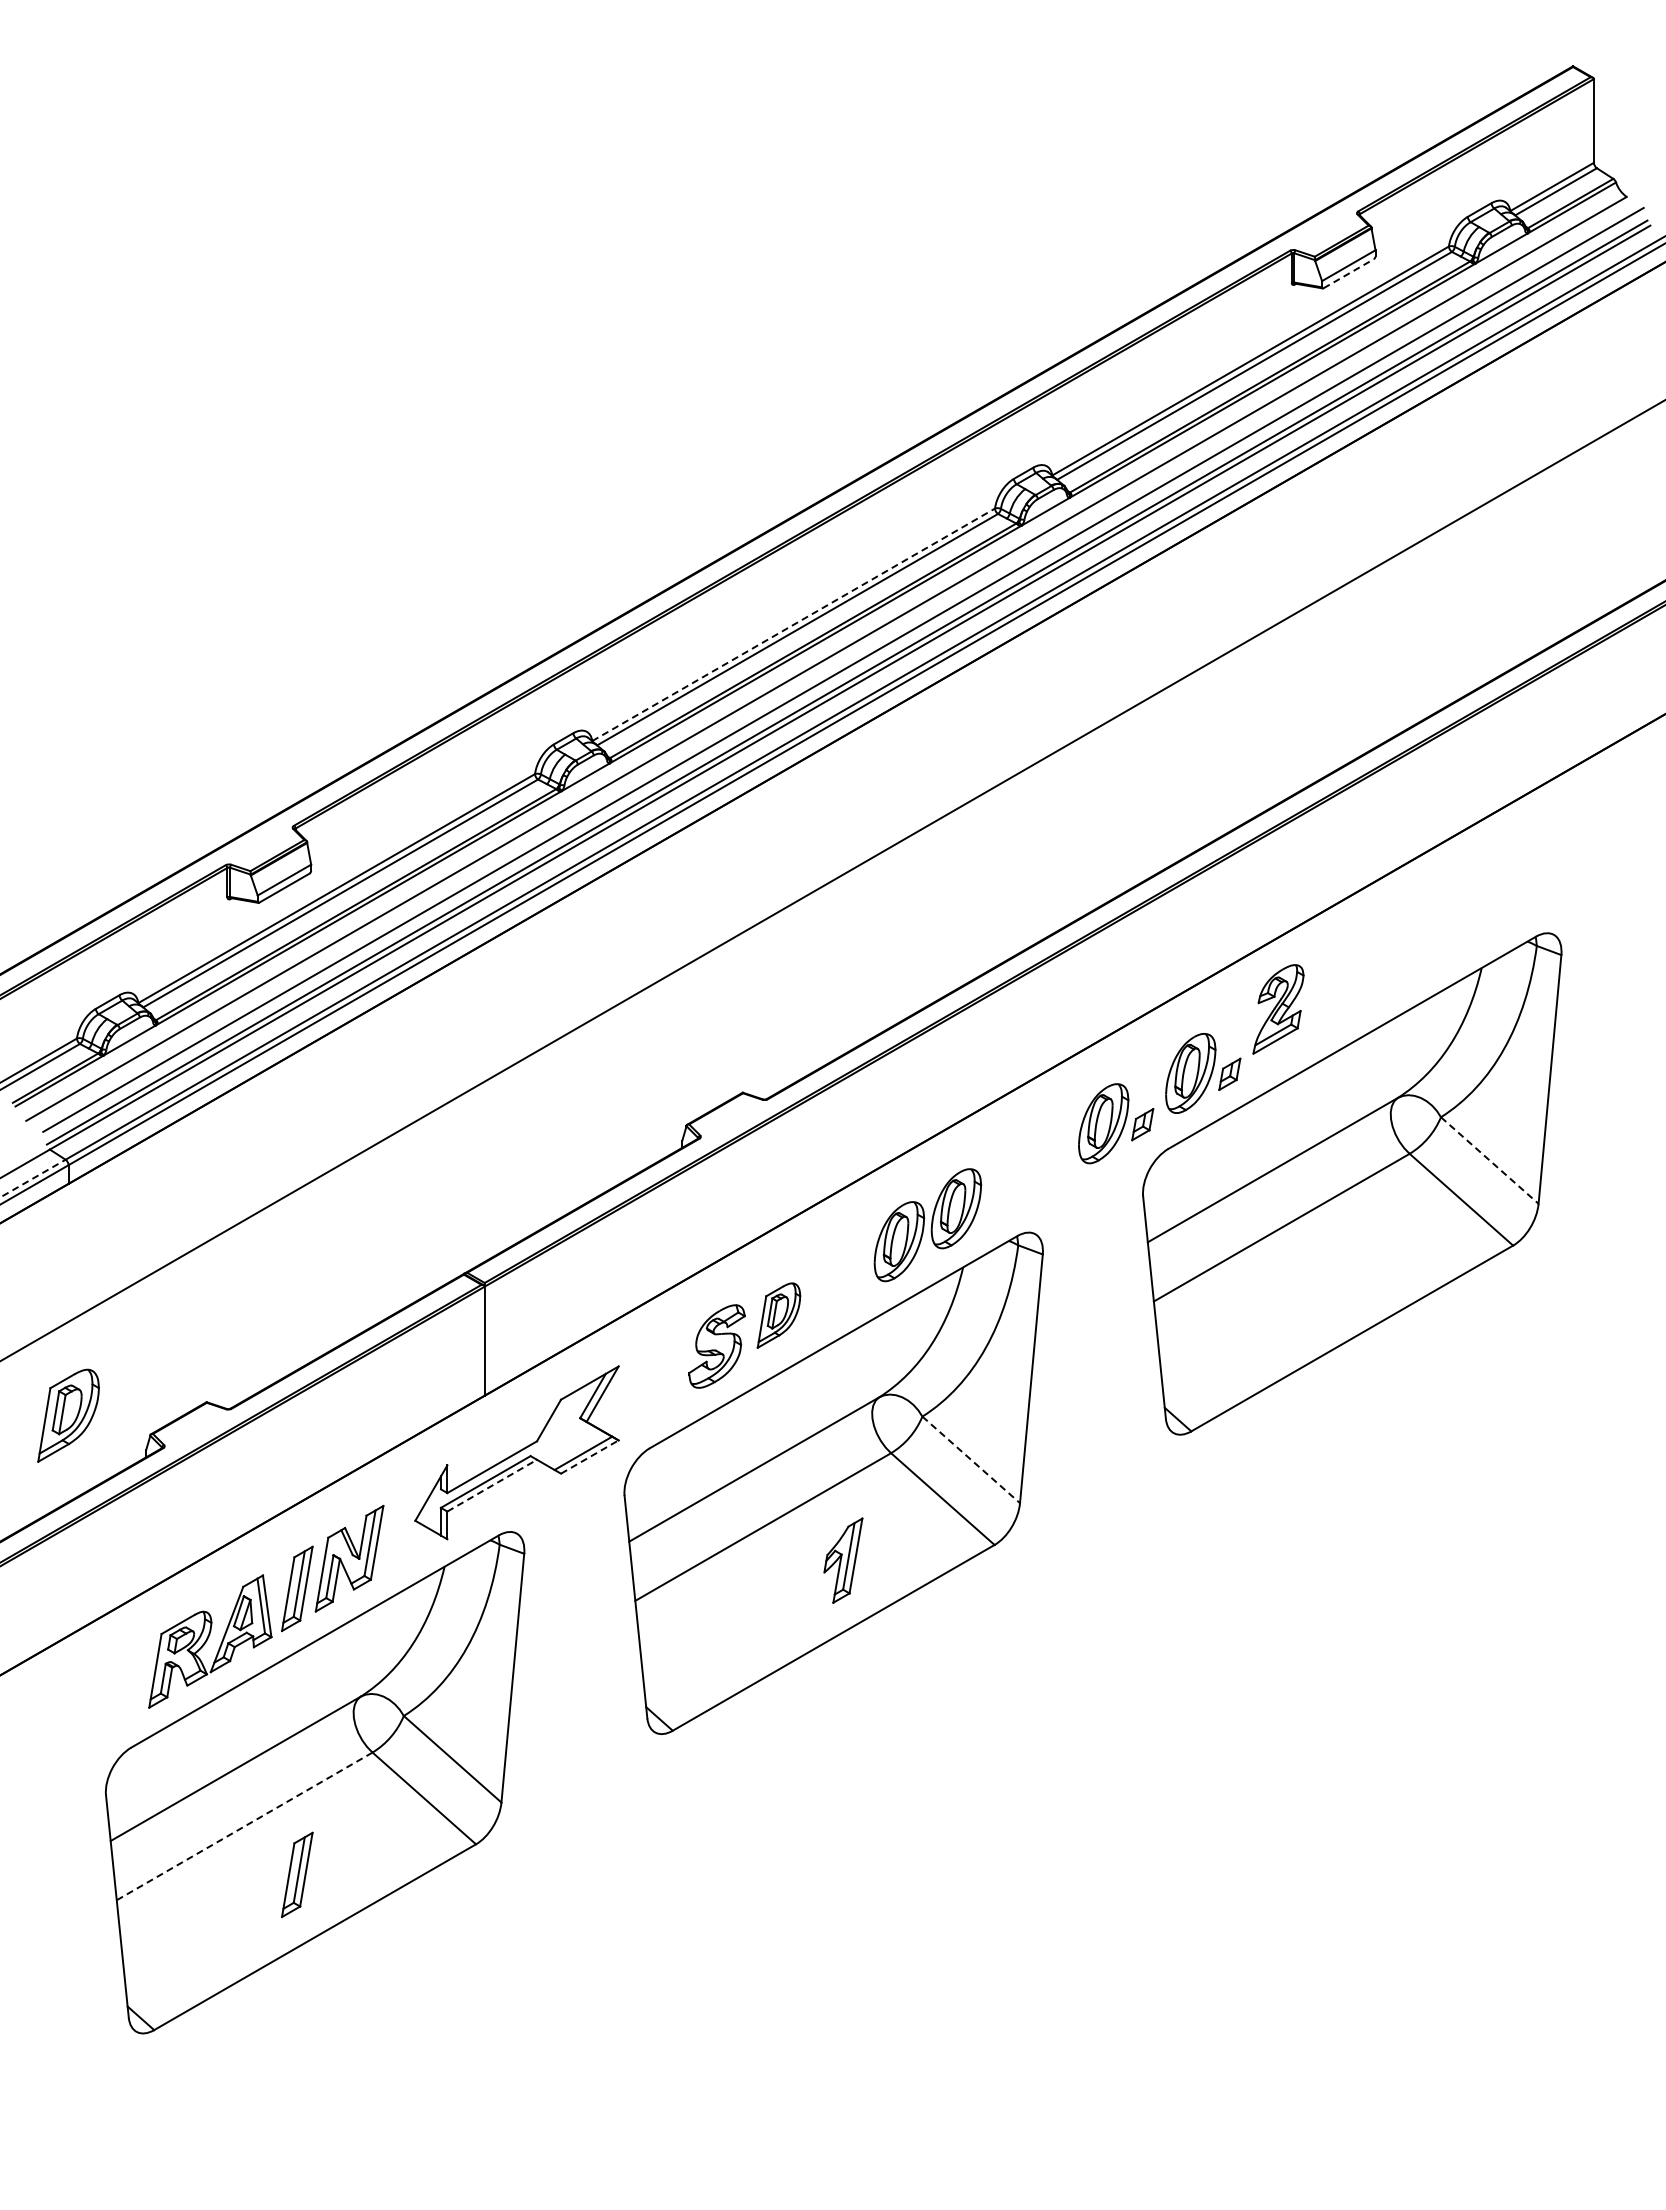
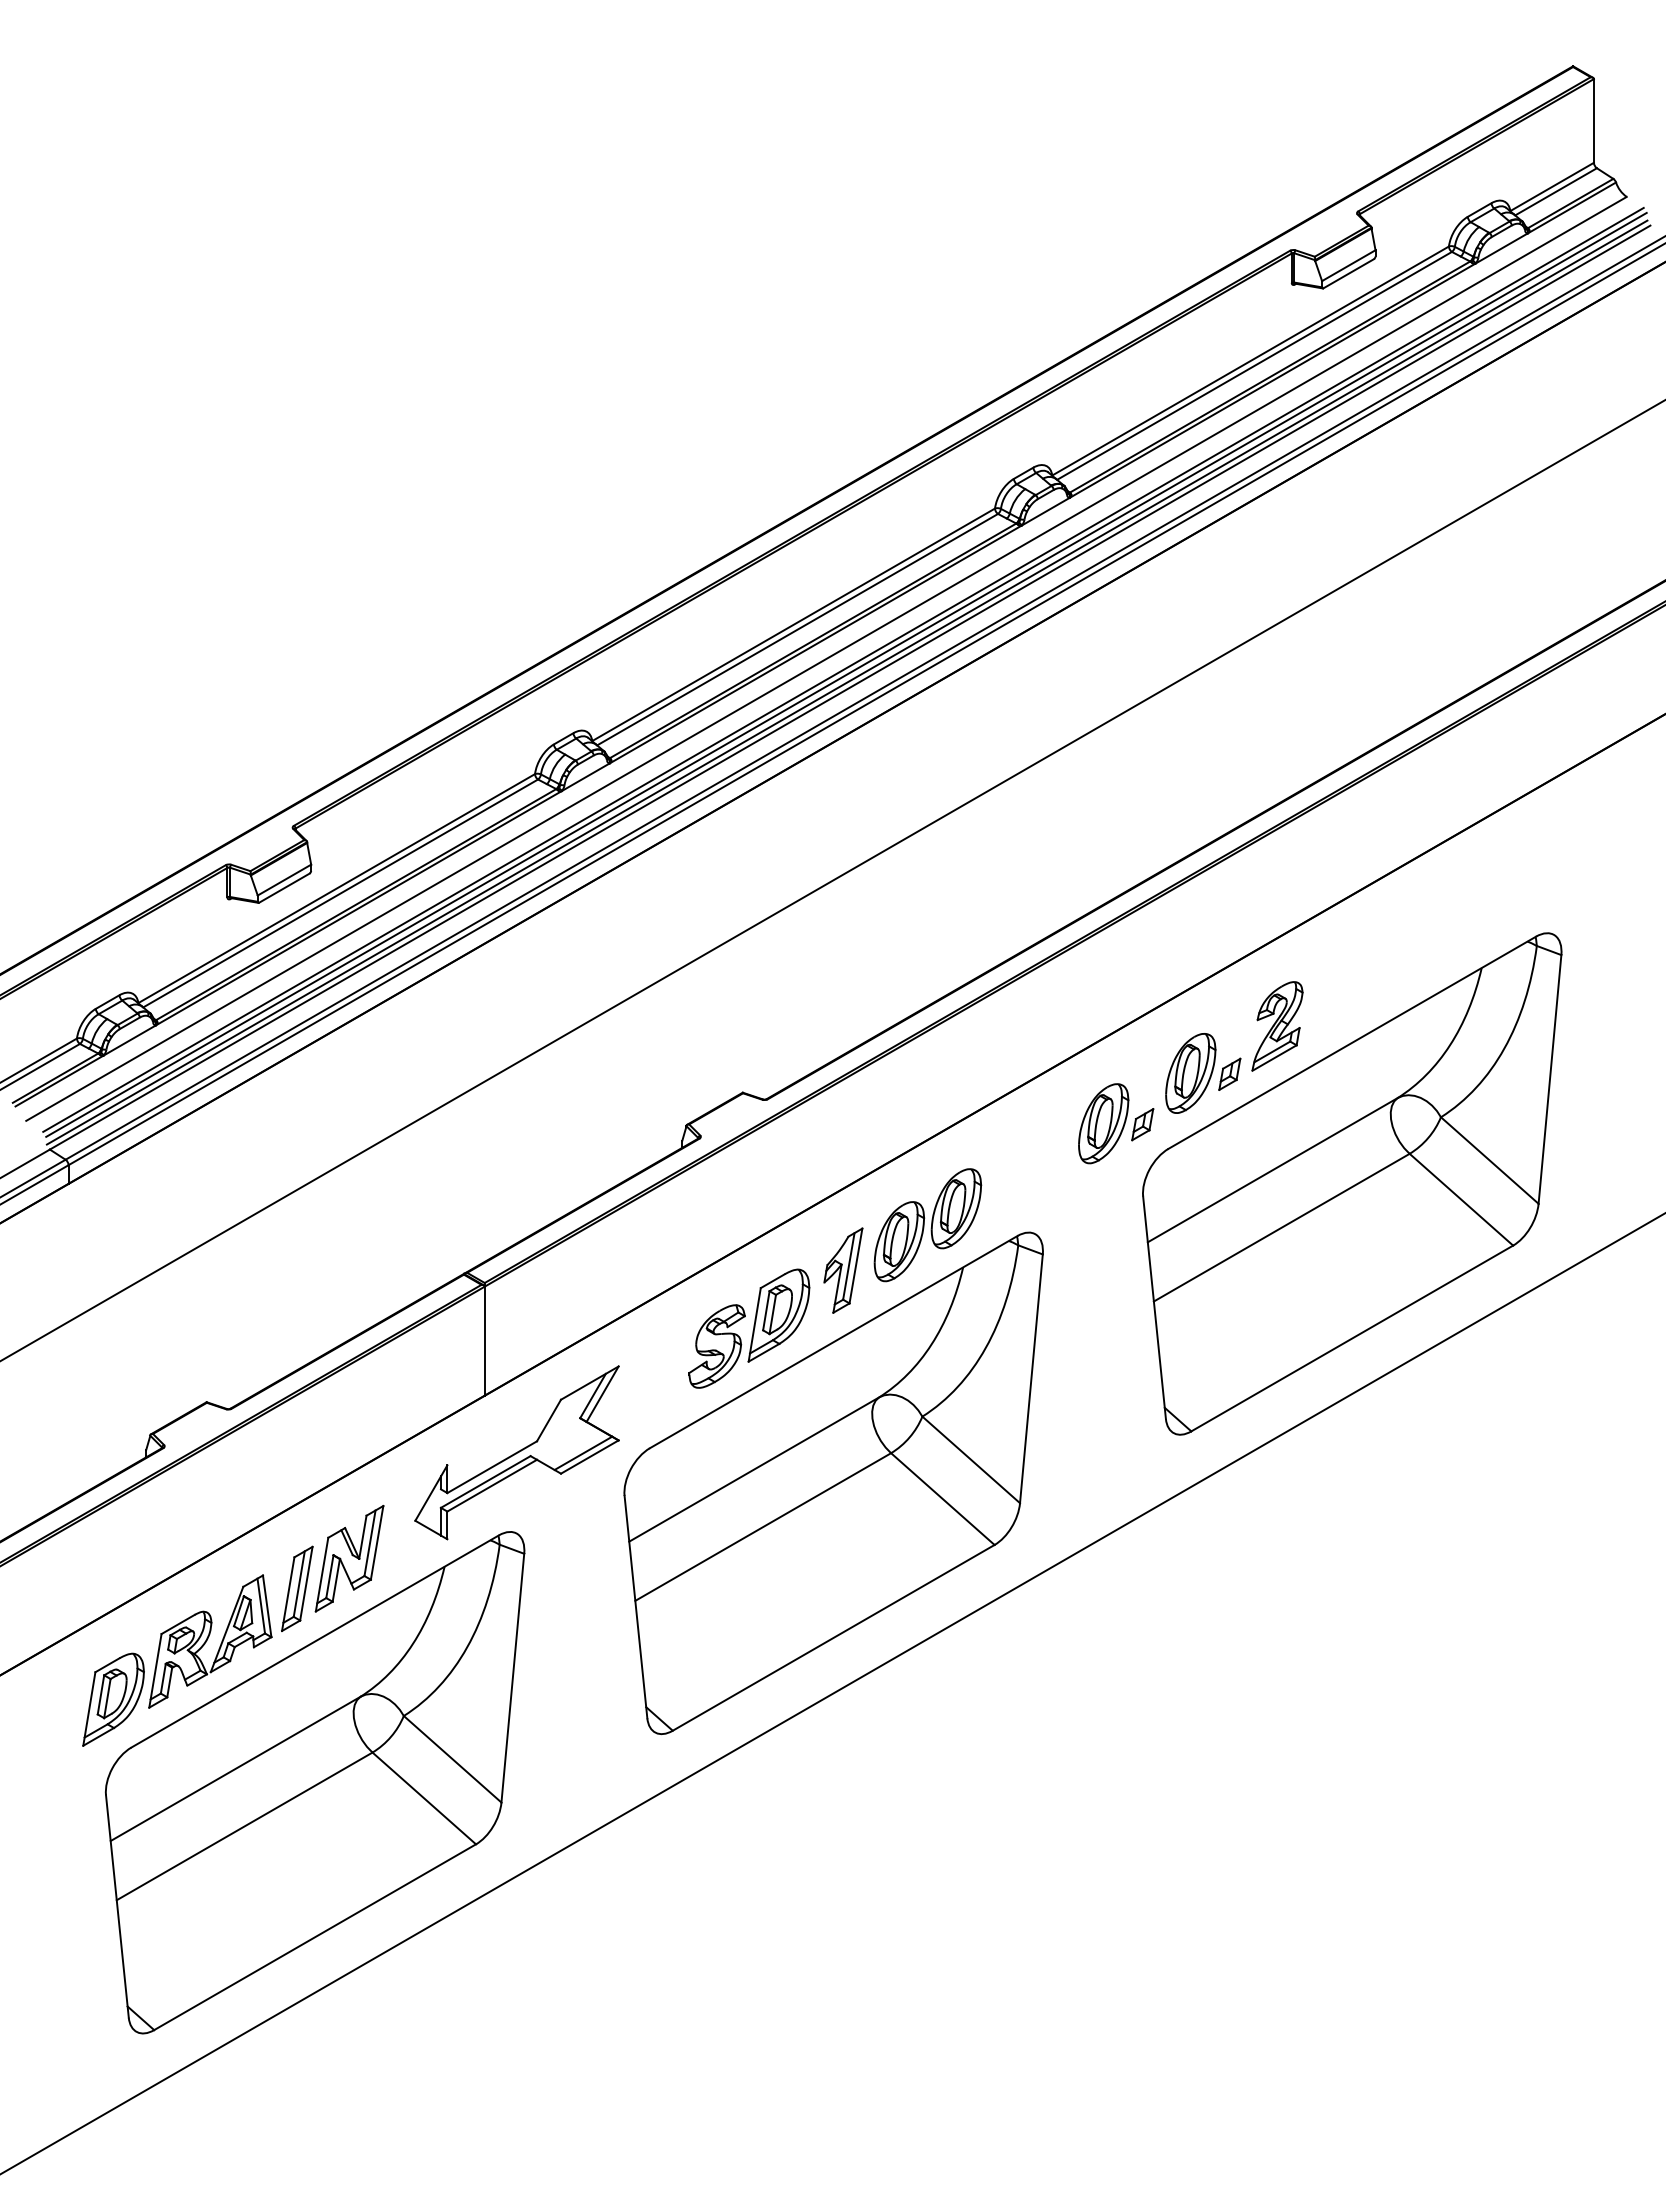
line: dashed -> solid (1349, 273)
line: dashed -> solid (793, 624)
line: none -> present (846, 674)
part position: (1278, 1009) -> (1277, 1026) (1277, 1026)
line: dashed -> solid (1490, 1160)
line: dashed -> solid (33, 1178)
part size: 46x67 px -> 64x95 px (778, 1315)
part position: (68, 1415) -> (113, 1699) (113, 1699)
line: dashed -> solid (590, 1456)
line: dashed -> solid (971, 1460)
line: dashed -> solid (492, 1485)
part position: (843, 1560) -> (843, 1270) (843, 1270)
line: none -> present (832, 1693)
line: dashed -> solid (244, 1826)
part: present -> none (297, 1874)
